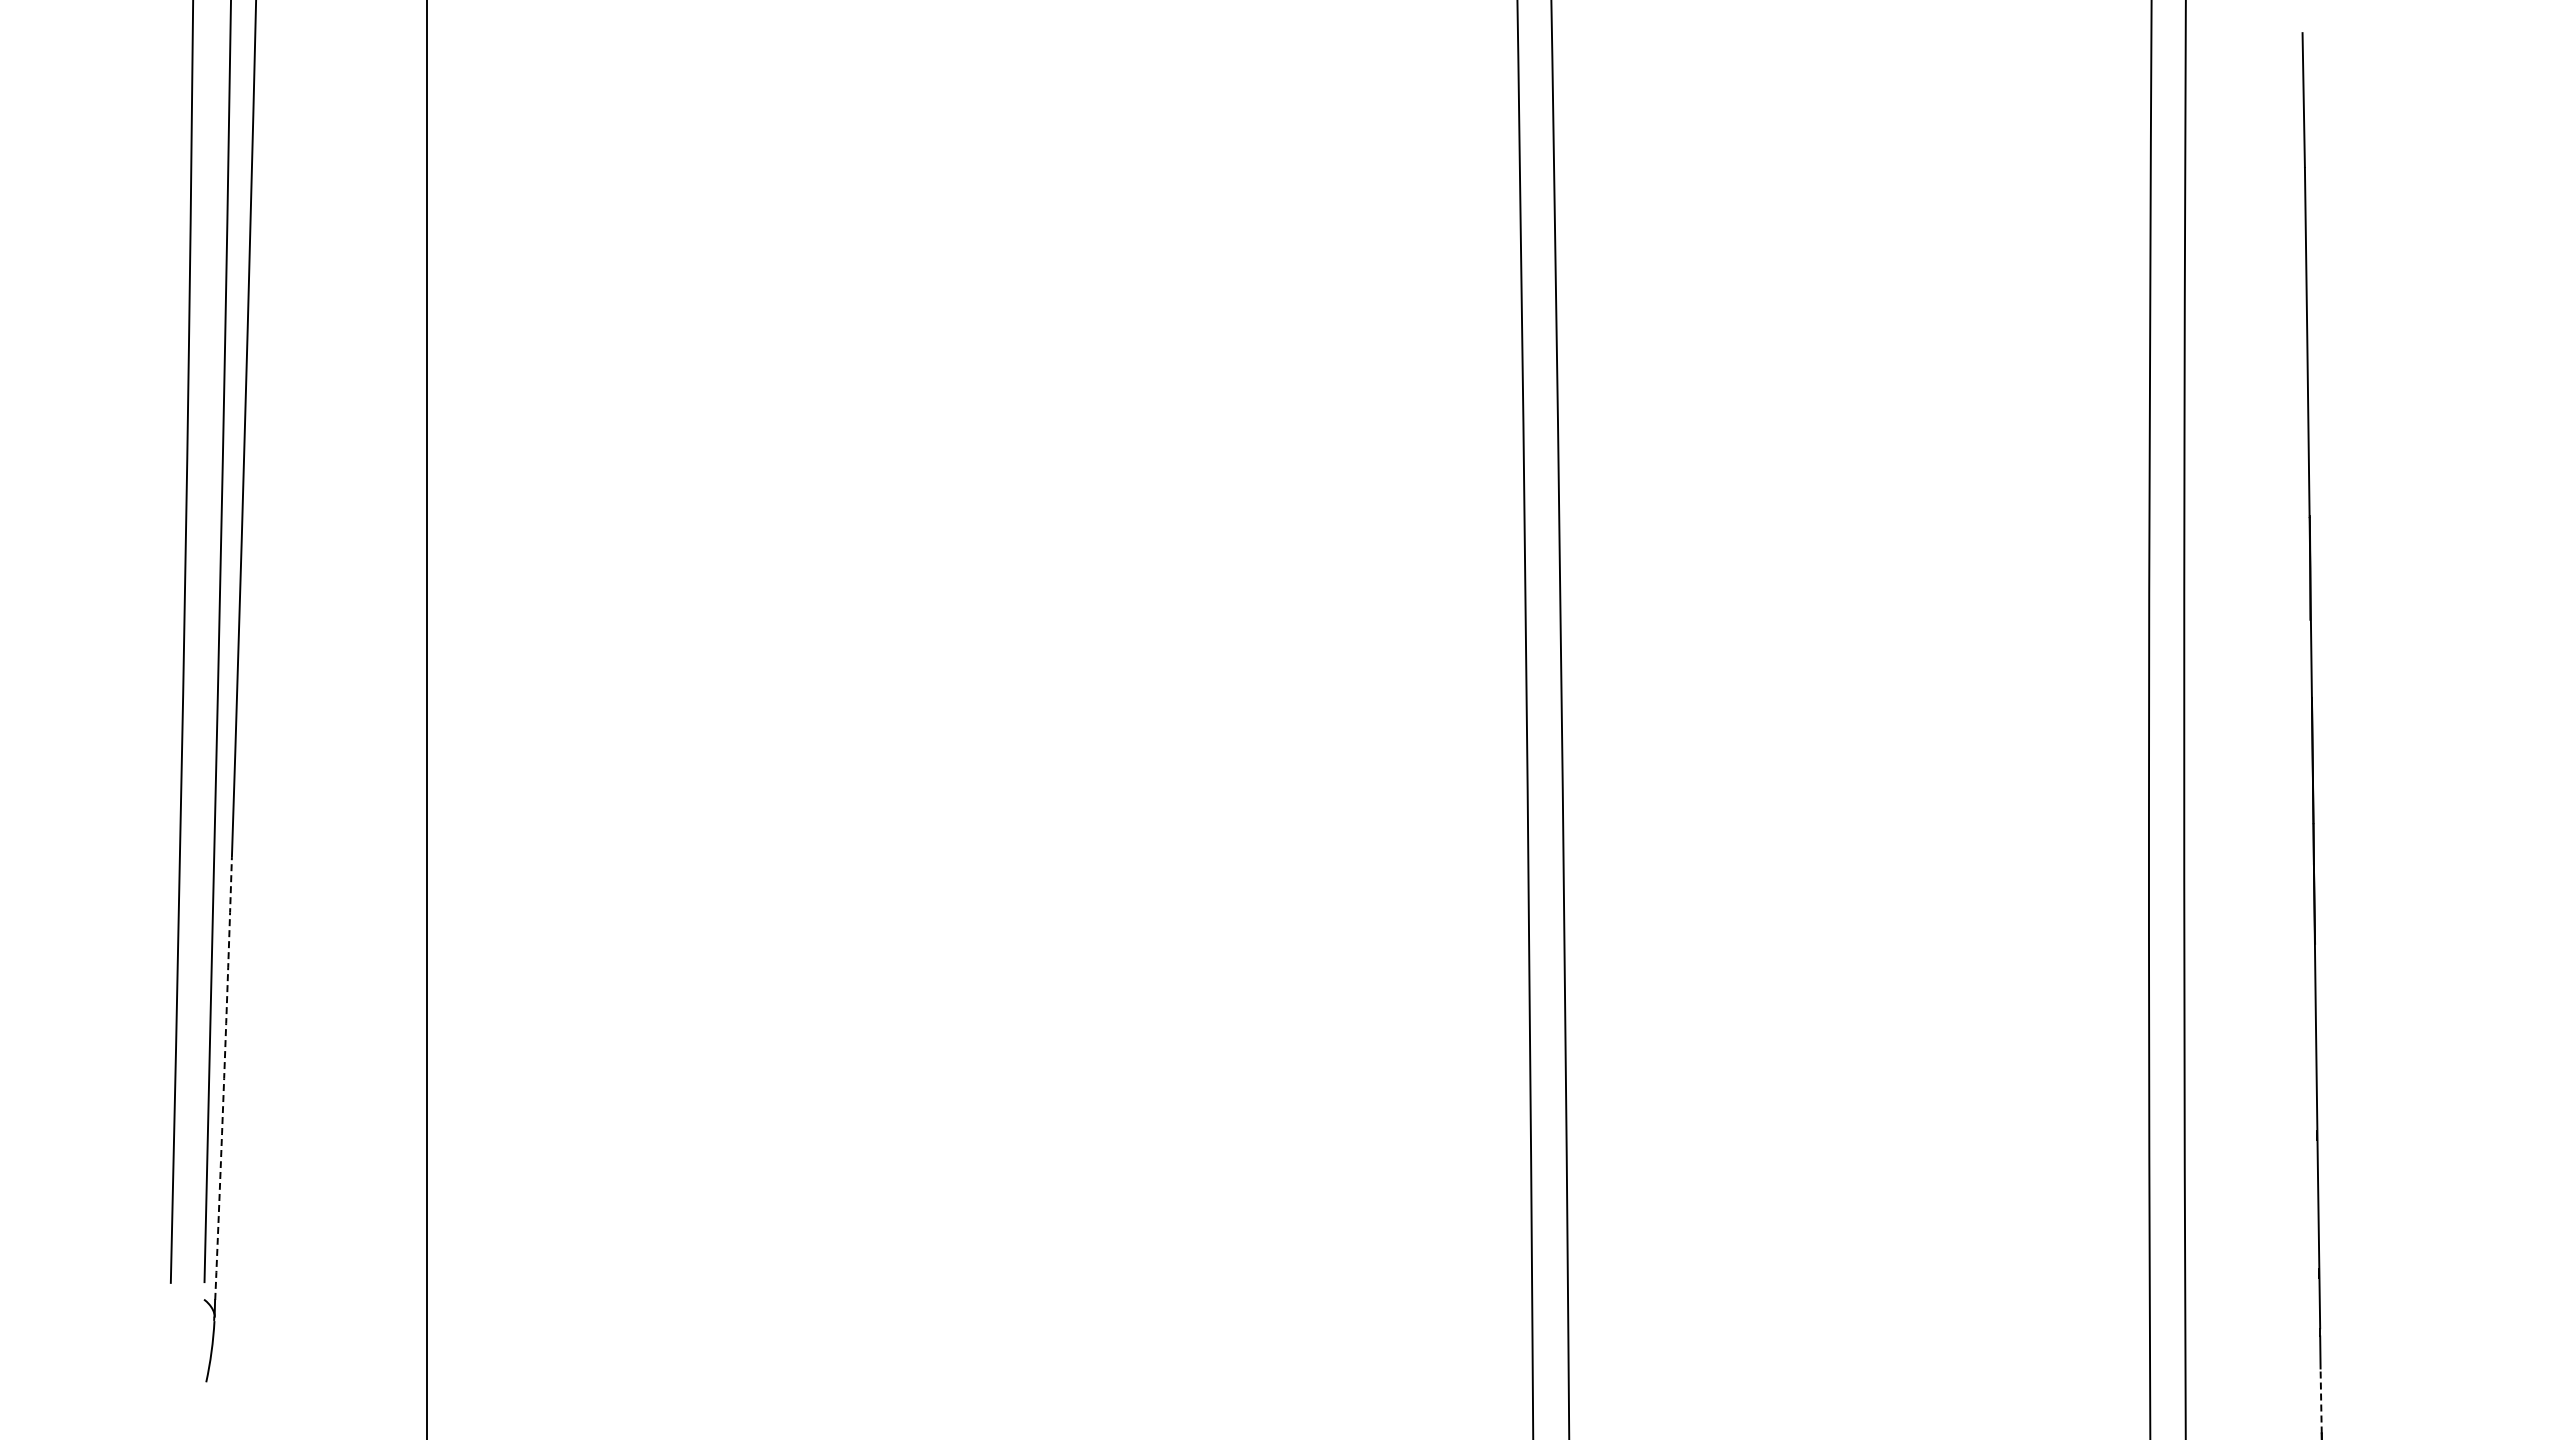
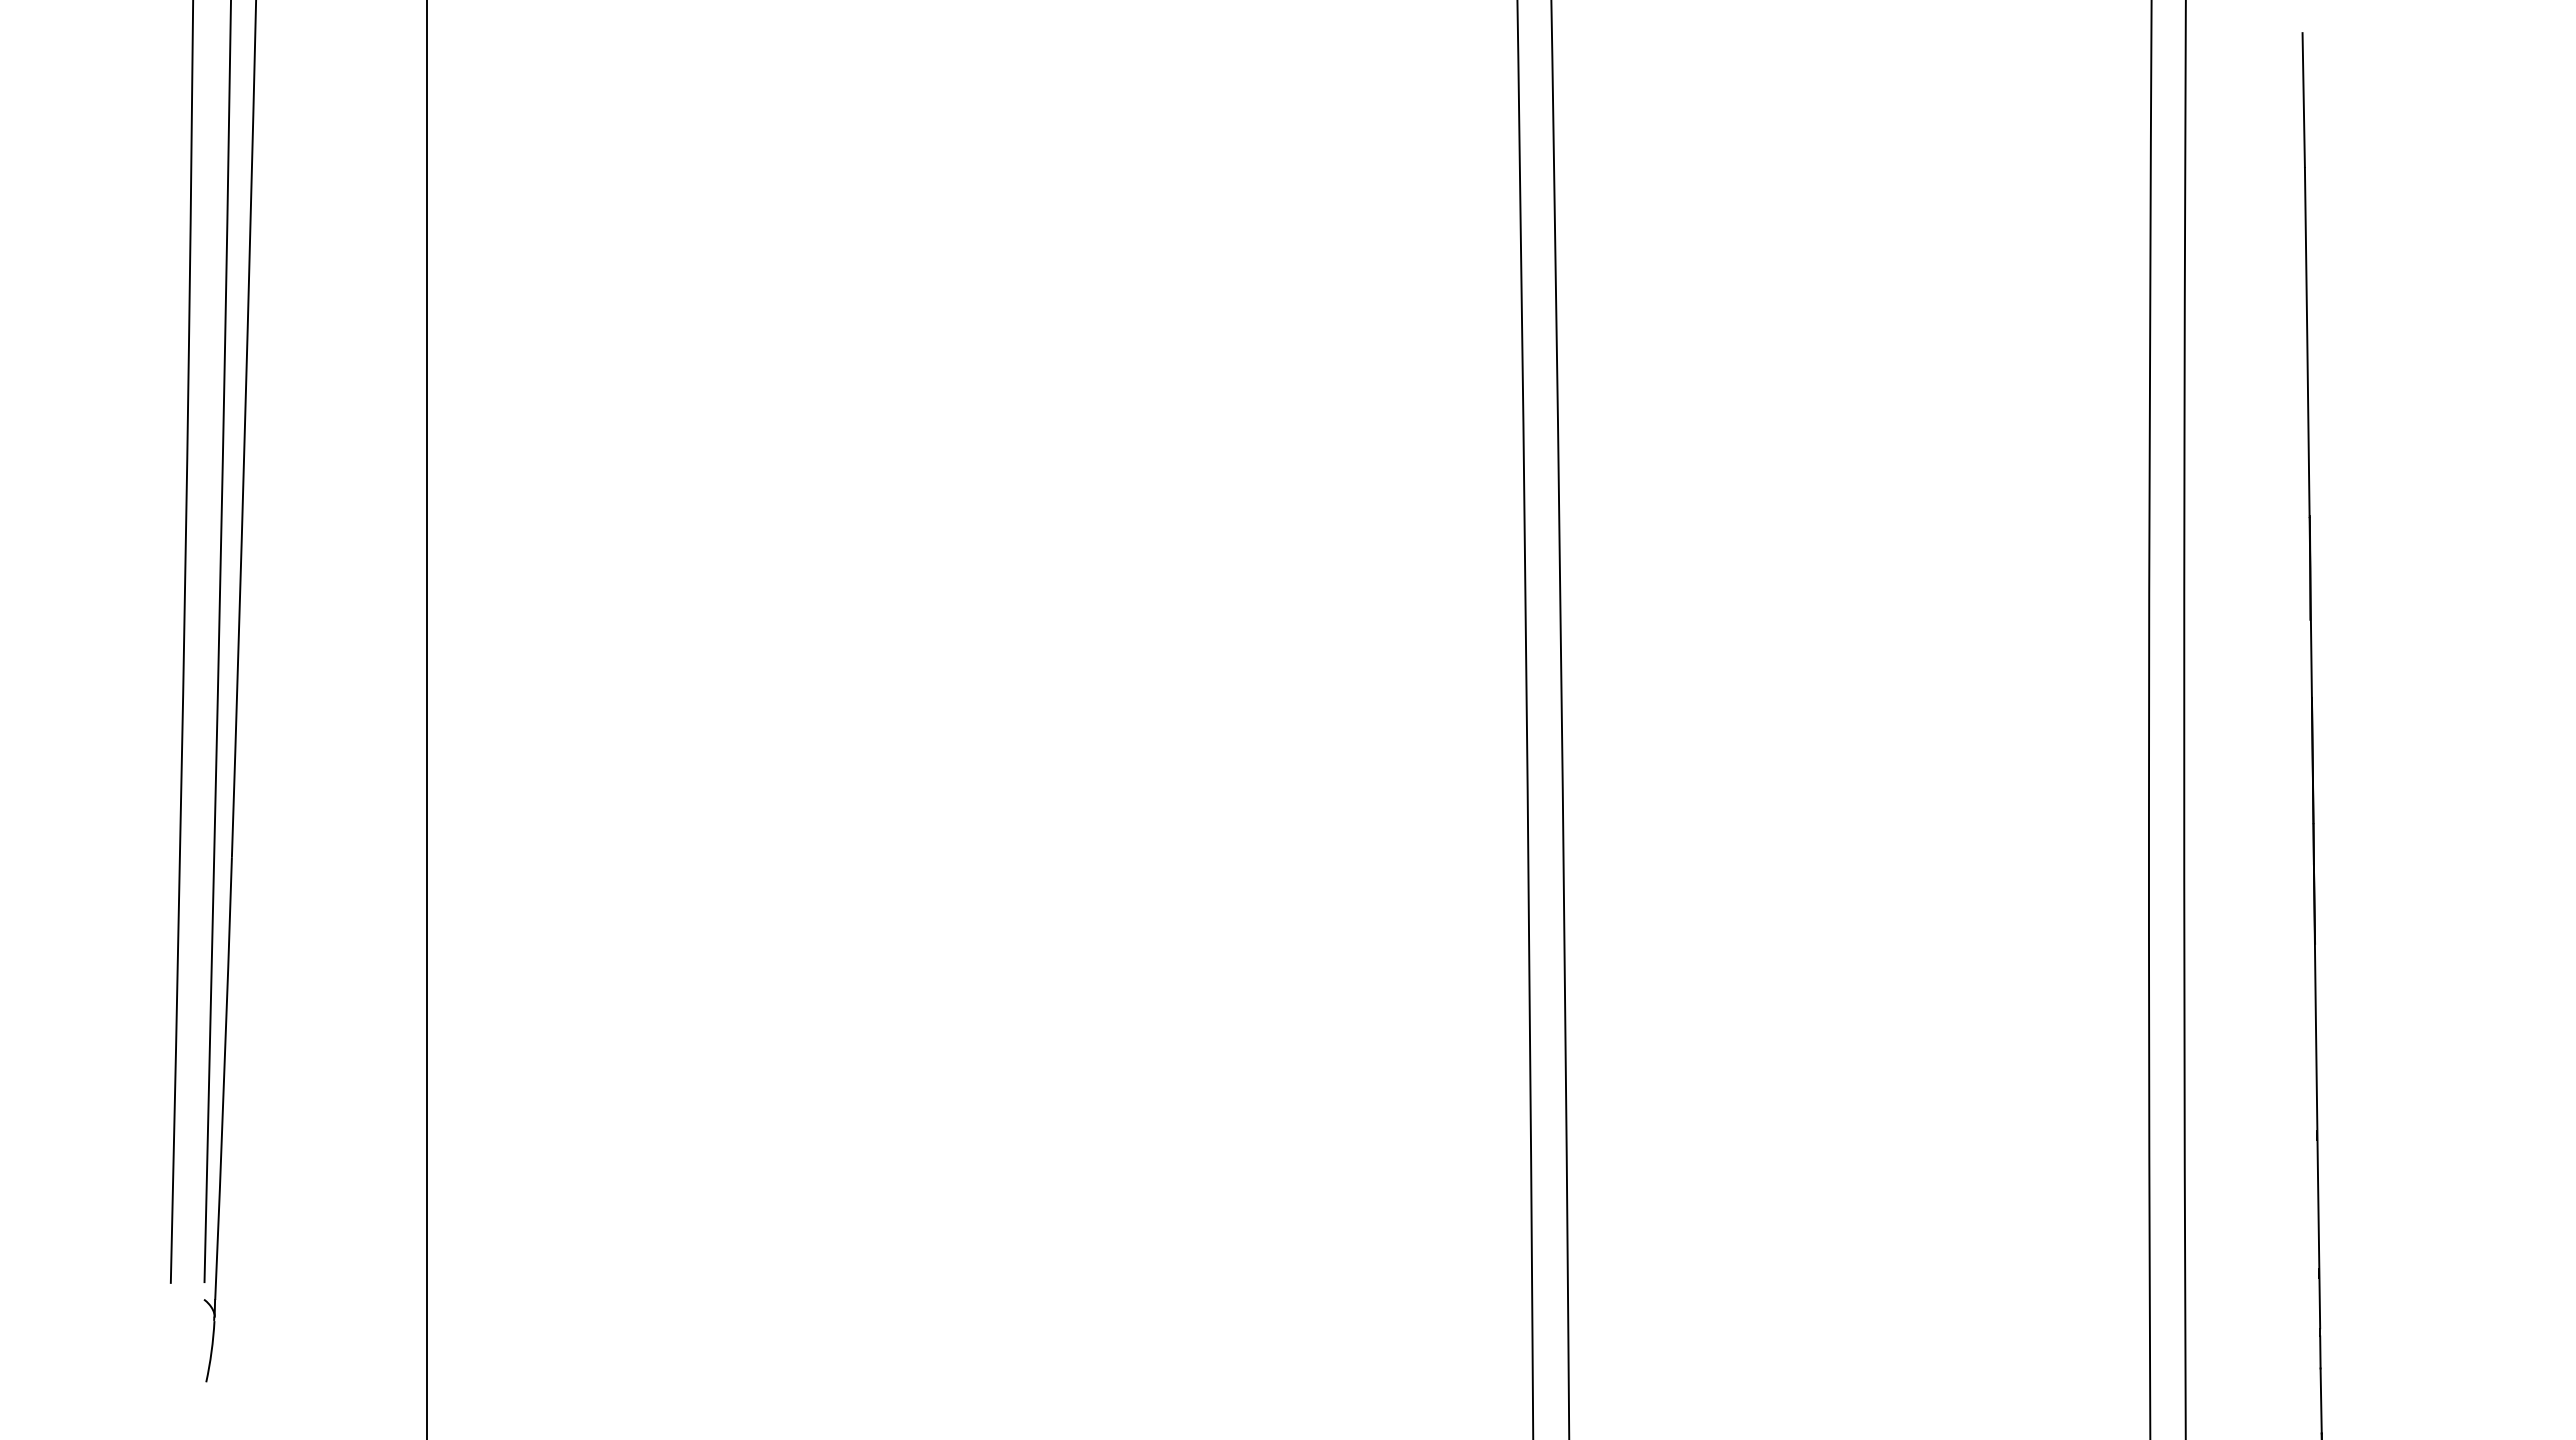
arc: dashed -> solid (224, 1078)
line: dashed -> solid (2321, 1401)
